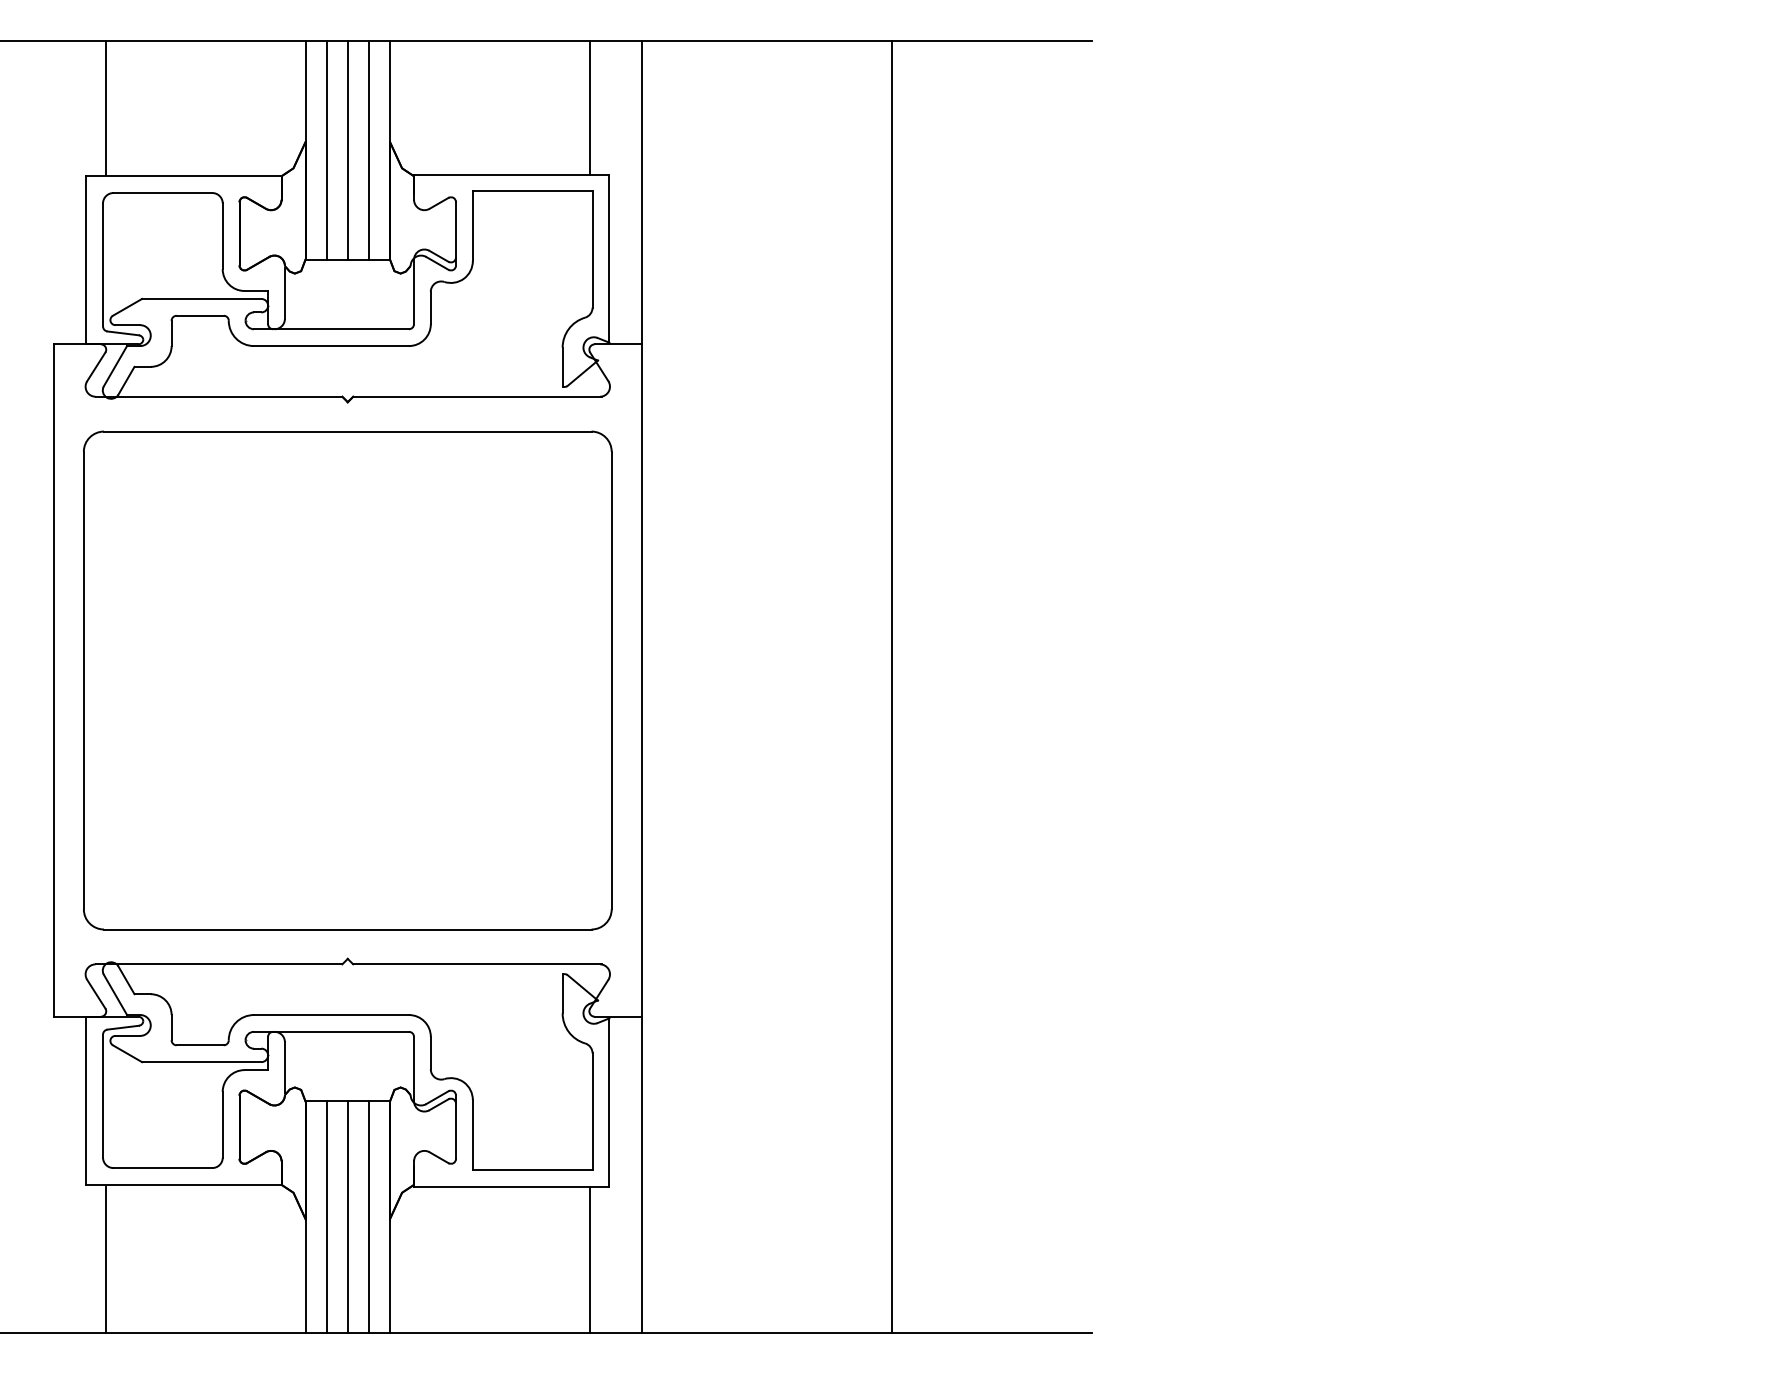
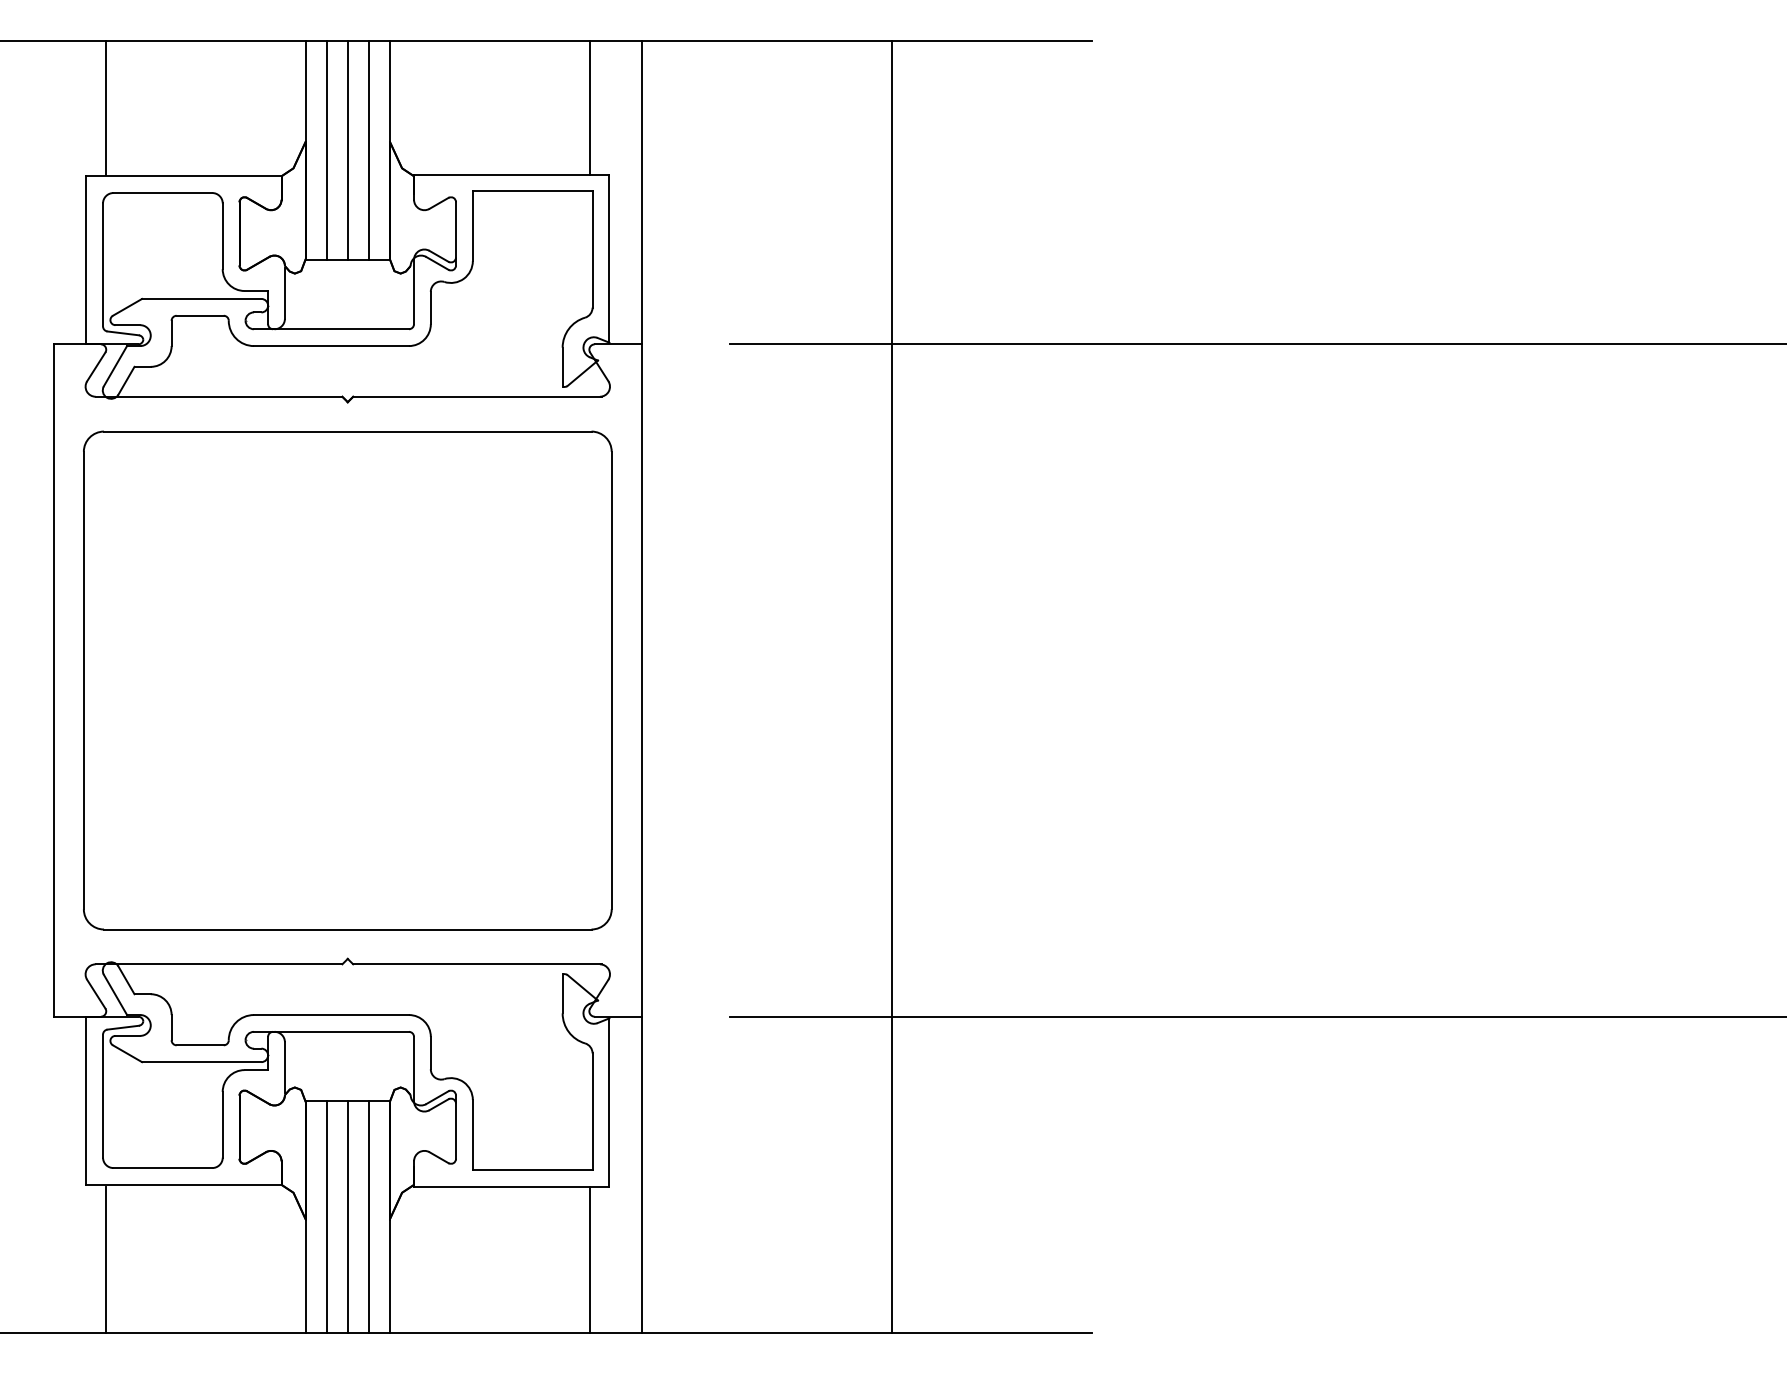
line: none -> present (1256, 344)
line: none -> present (1256, 1016)
